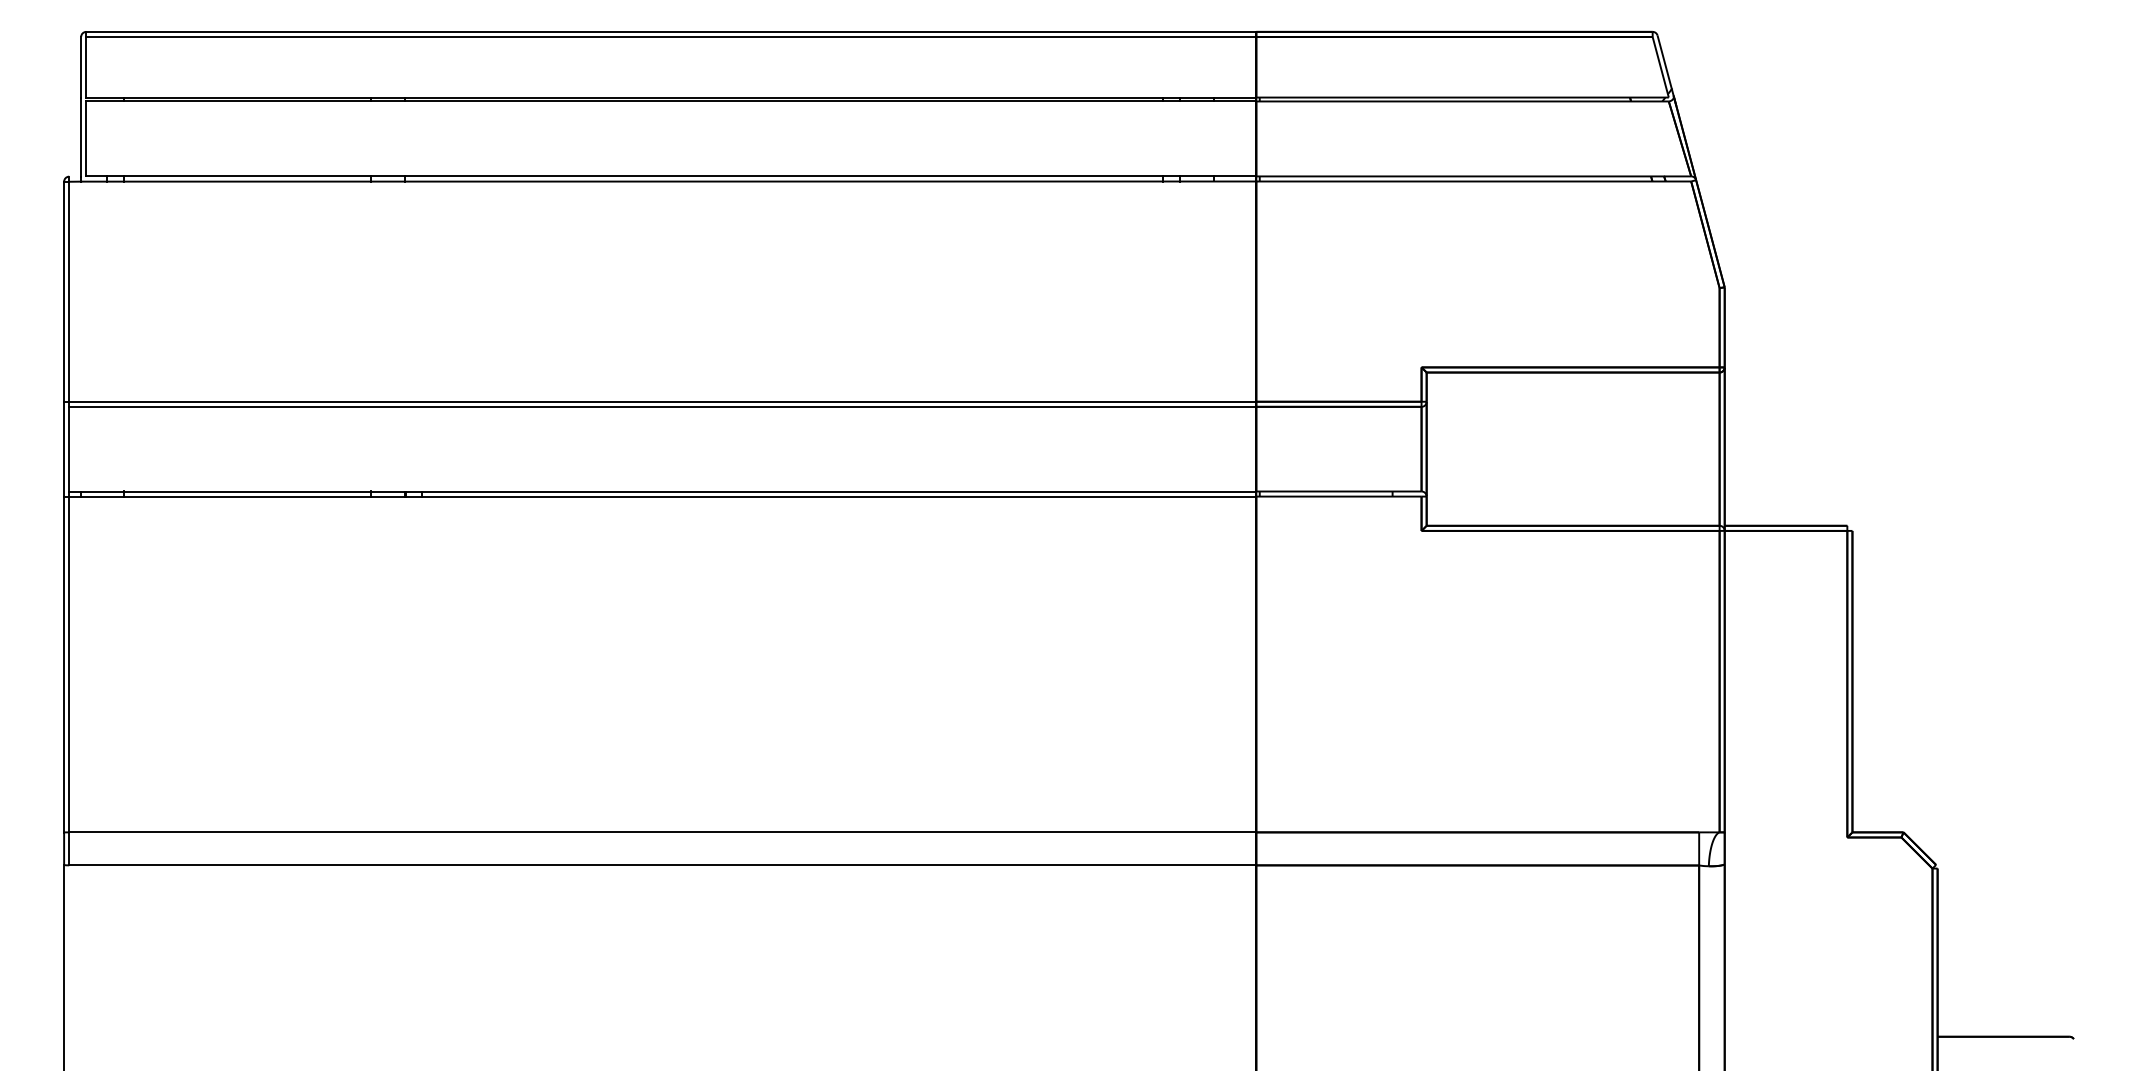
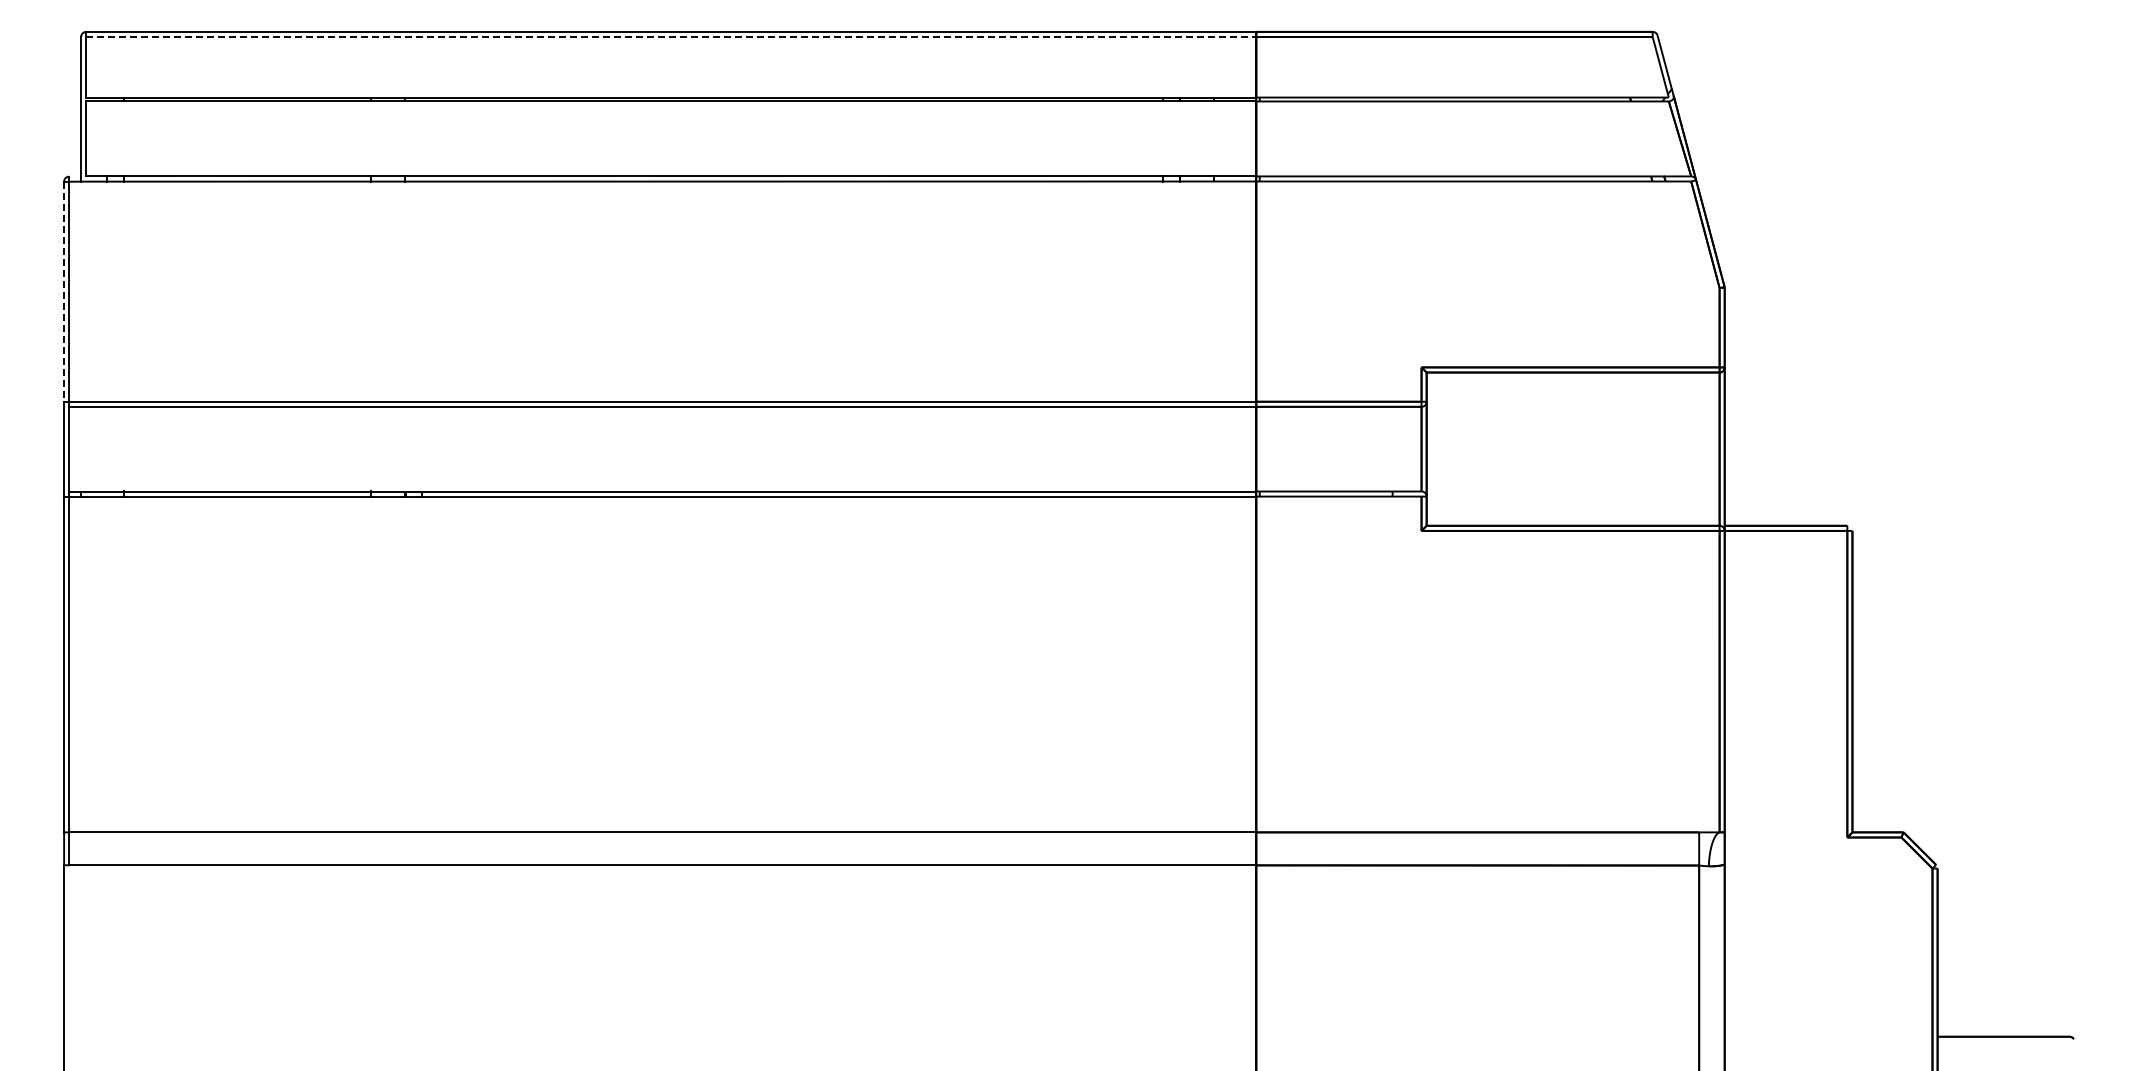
line: solid -> dashed (671, 37)
line: solid -> dashed (64, 291)
